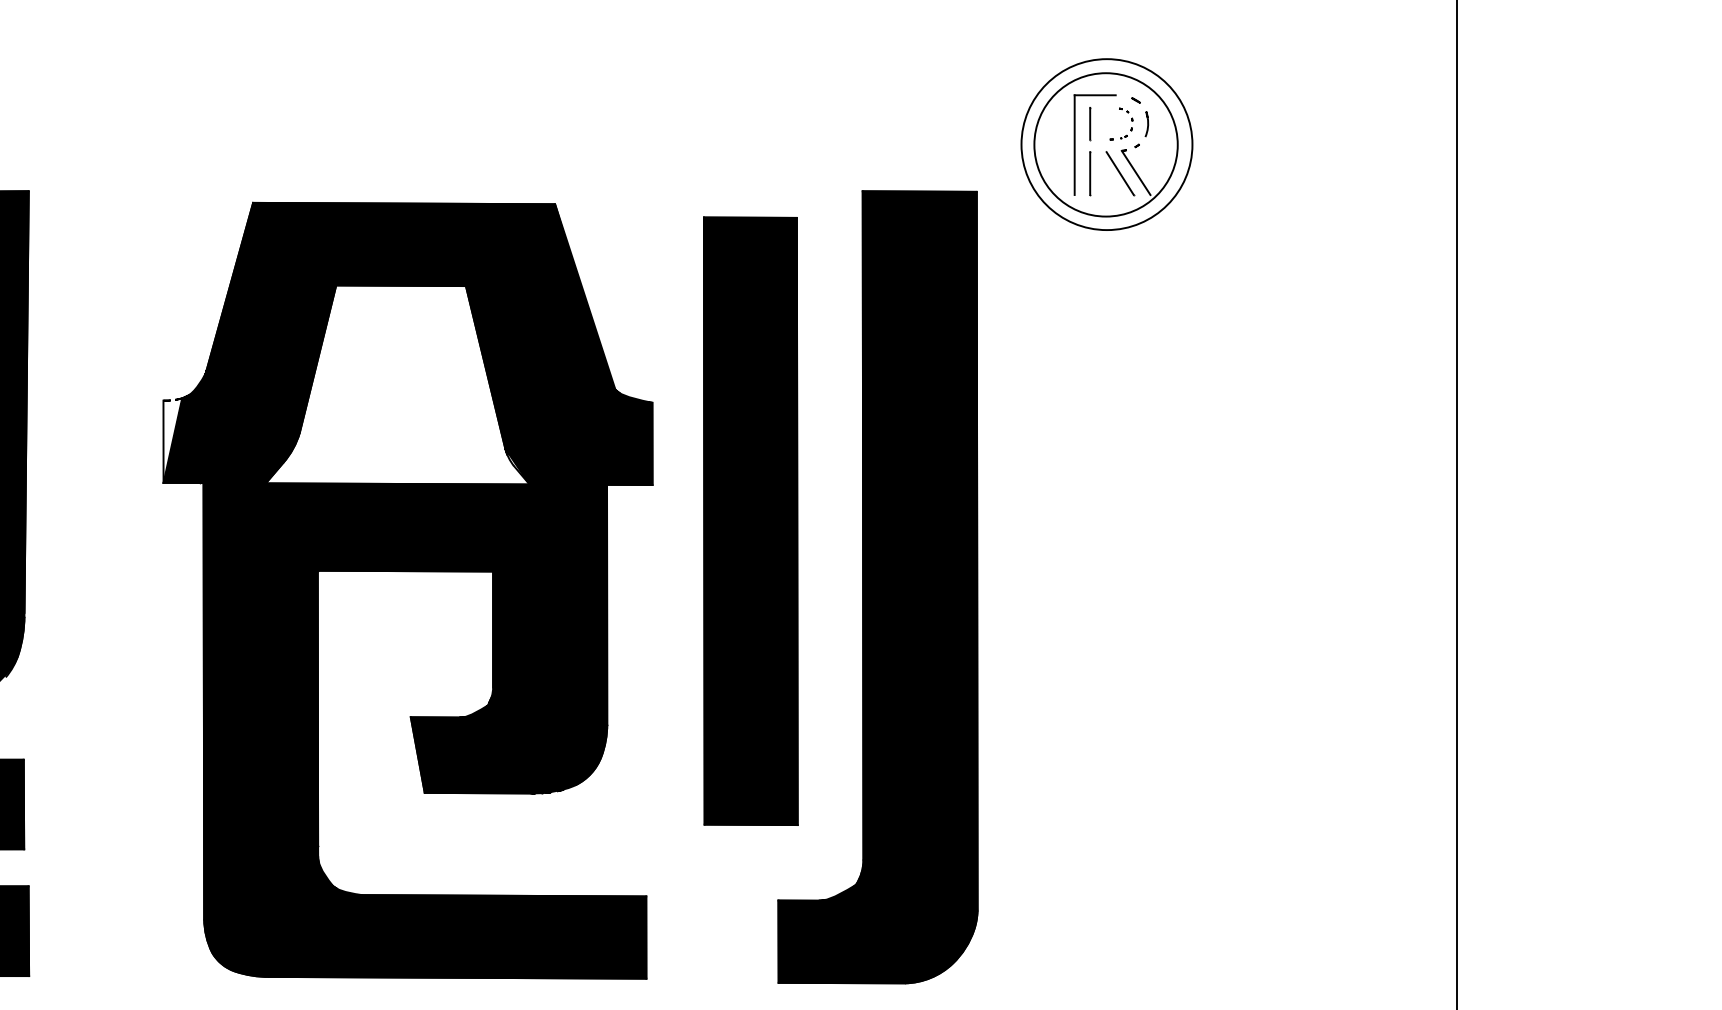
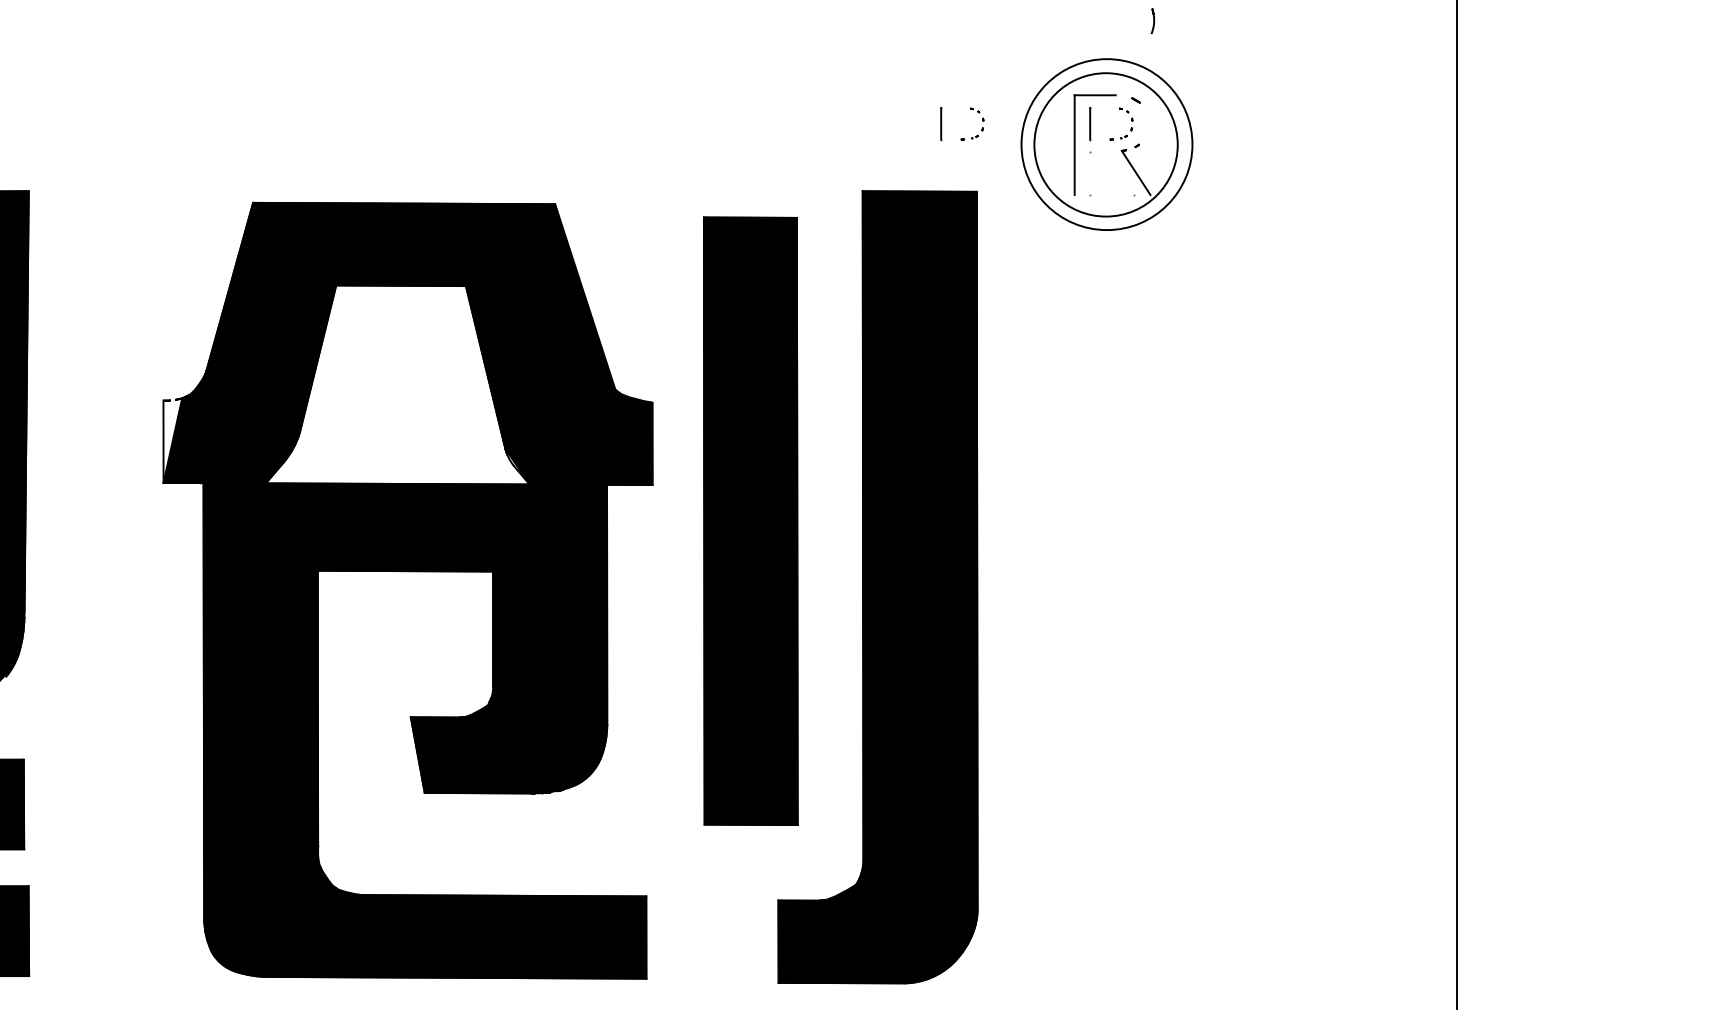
part position: (1146, 124) -> (1152, 21) (1152, 21)
part: none -> present (962, 138)
line: present -> none (1090, 173)
line: present -> none (1119, 173)
